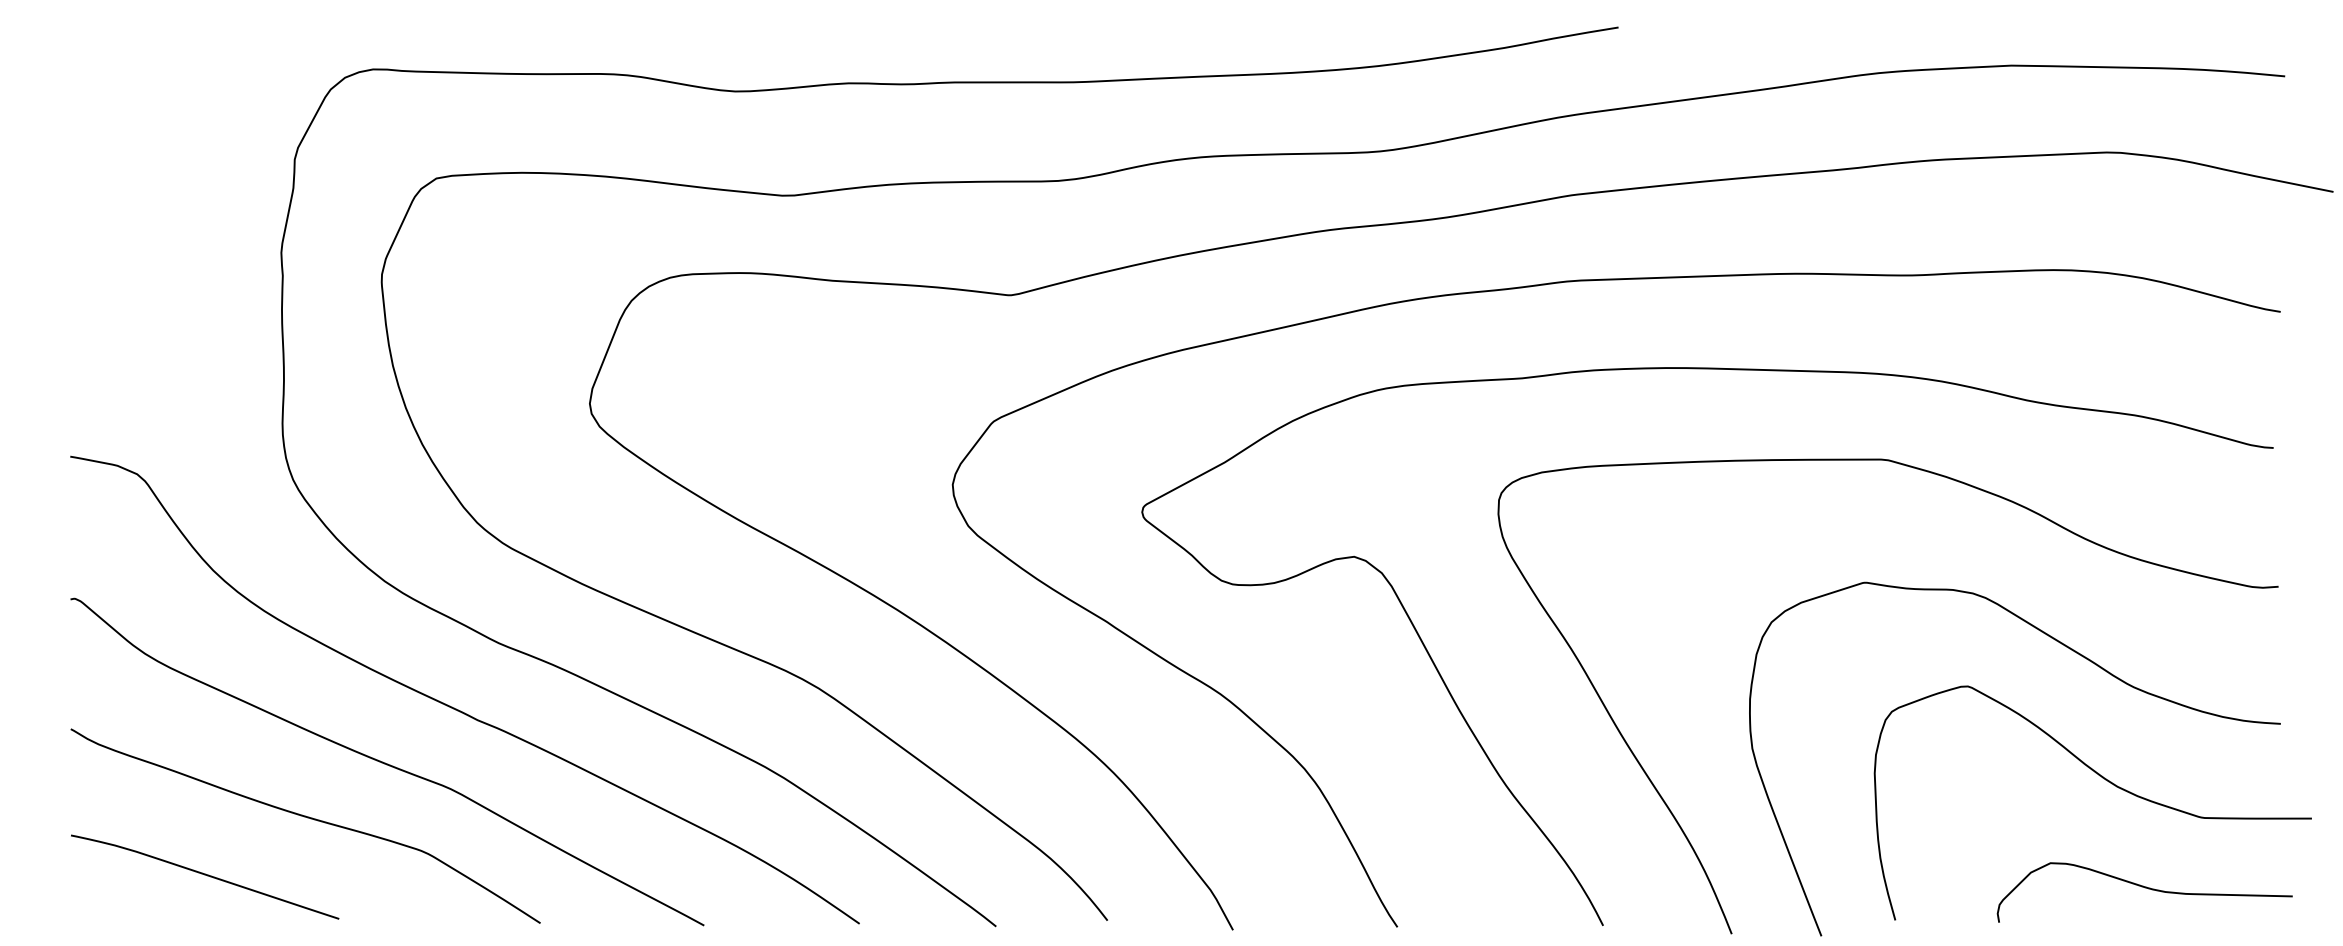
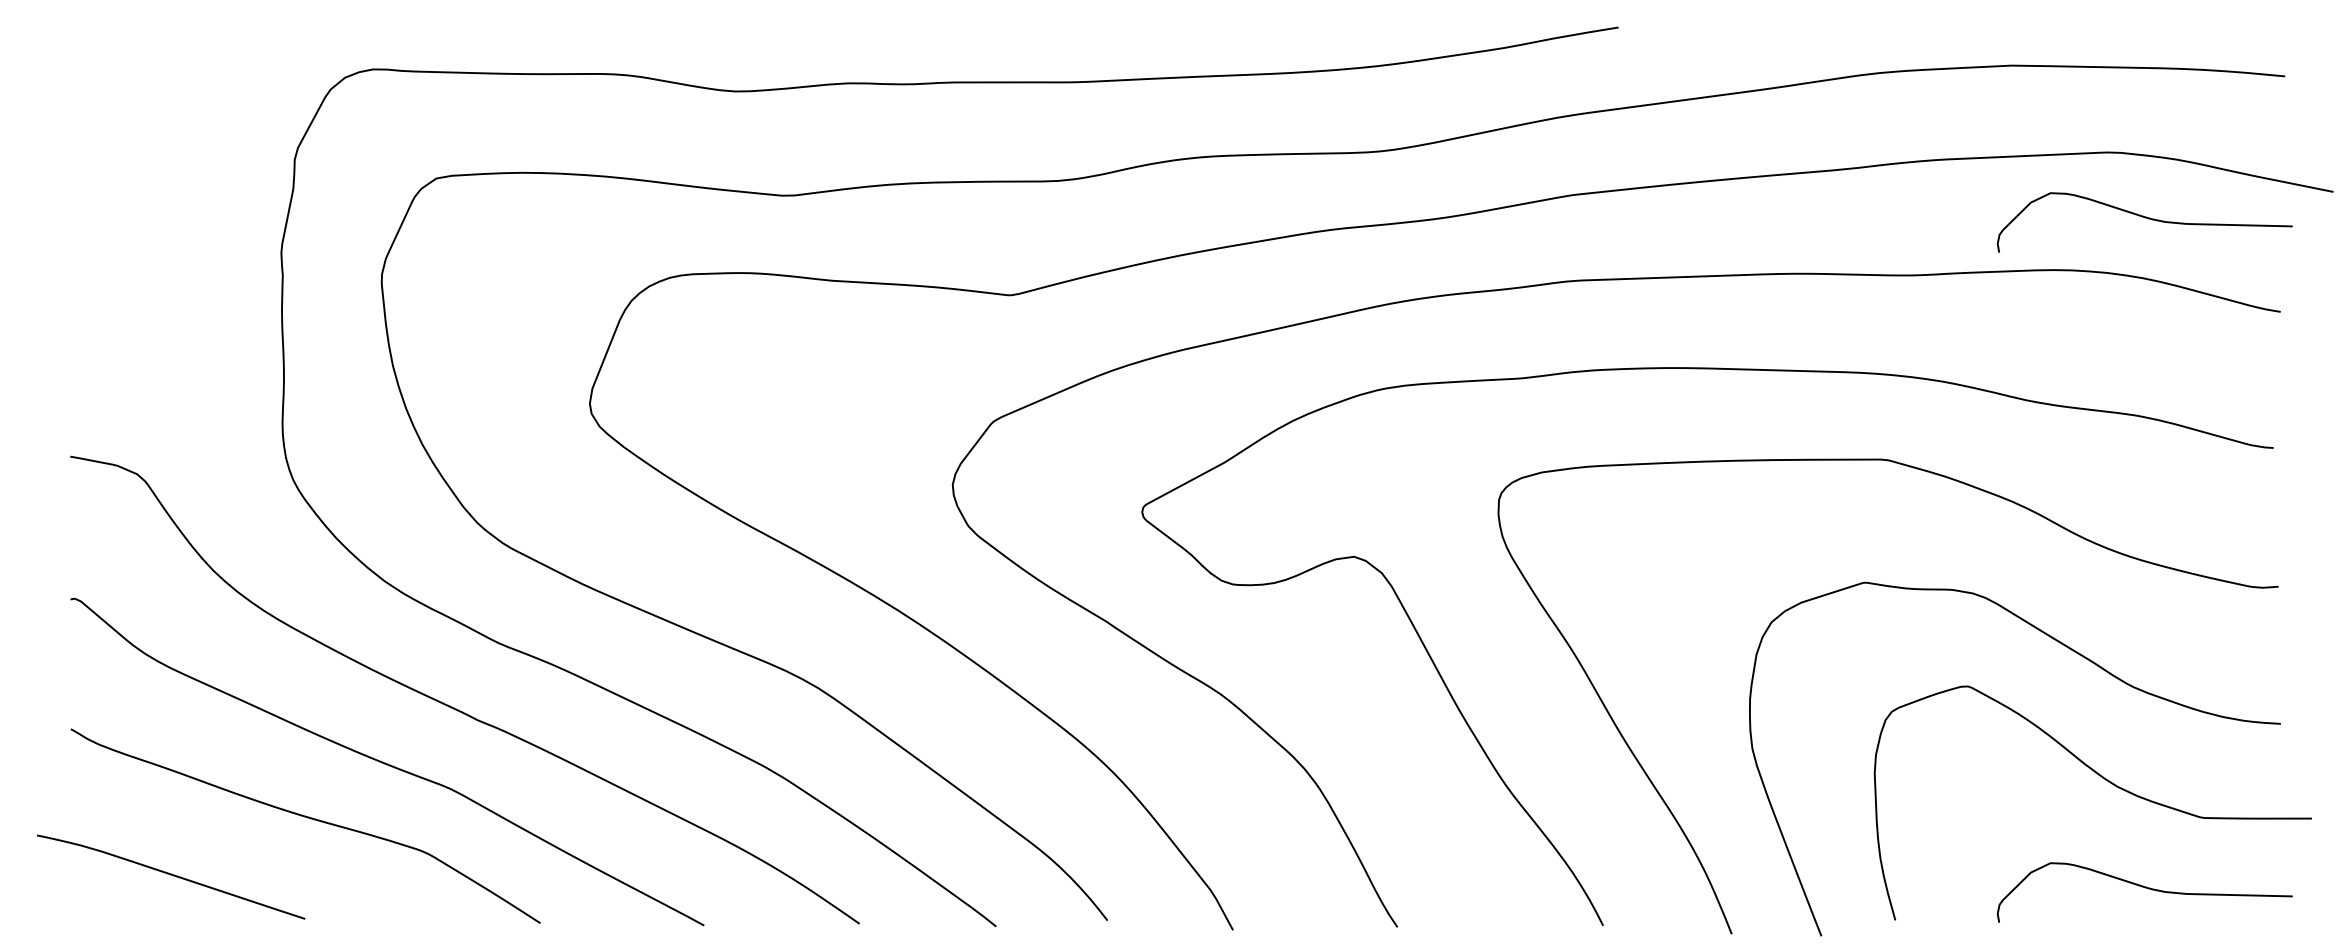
curve: none -> present (2145, 218)
curve position: (205, 875) -> (171, 875) (171, 875)
